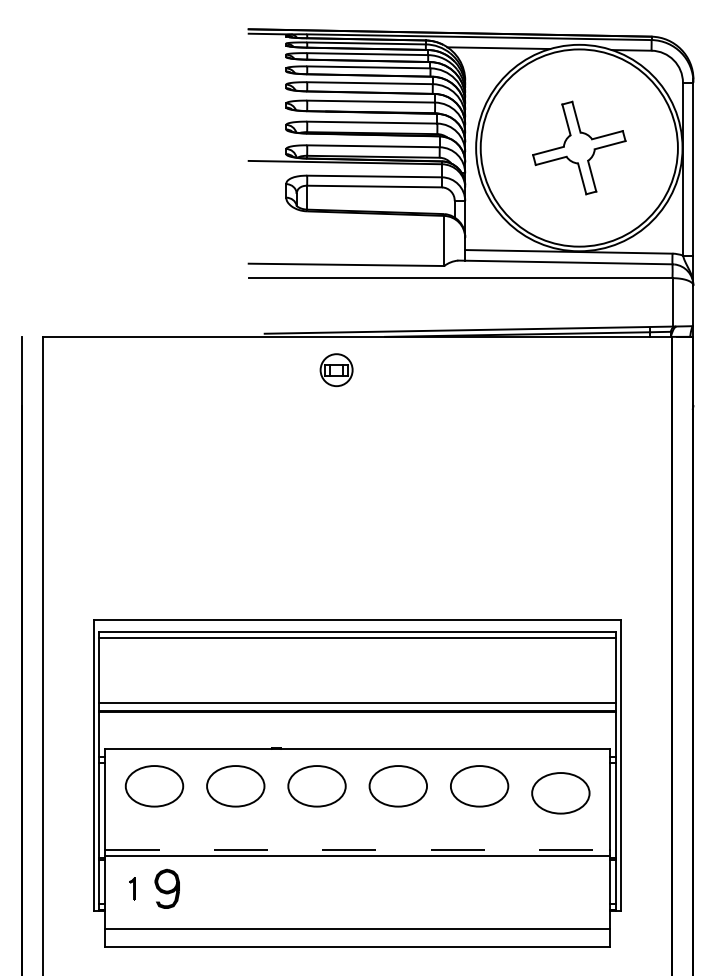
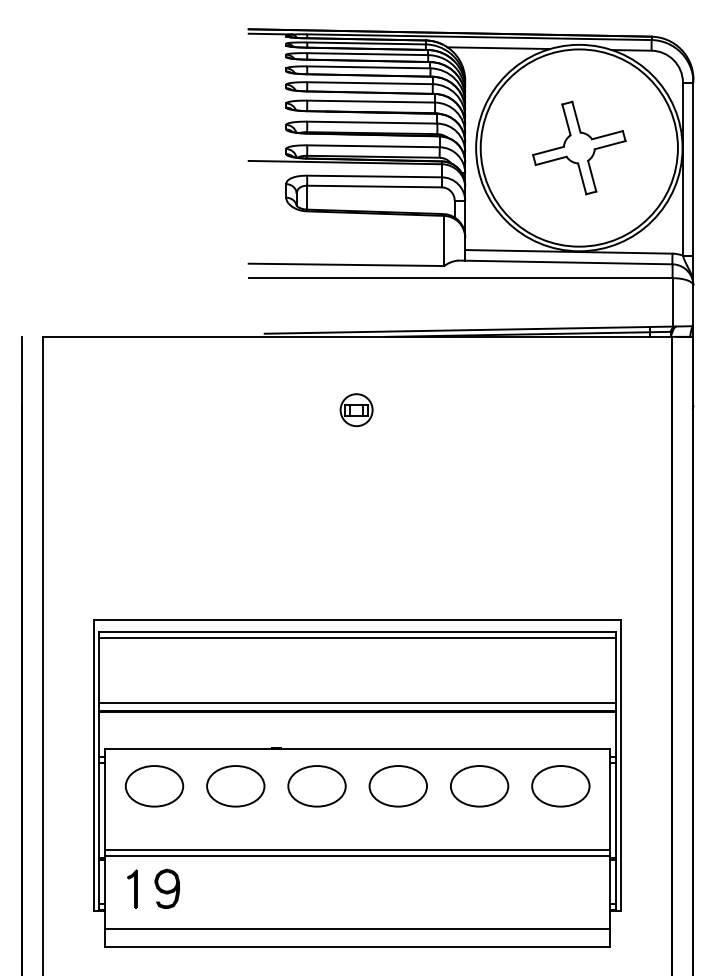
part position: (336, 370) -> (356, 410) (356, 410)
part position: (560, 793) -> (560, 786) (560, 786)
line: dashed -> solid (358, 849)
part size: 7x24 px -> 11x40 px (132, 888)
